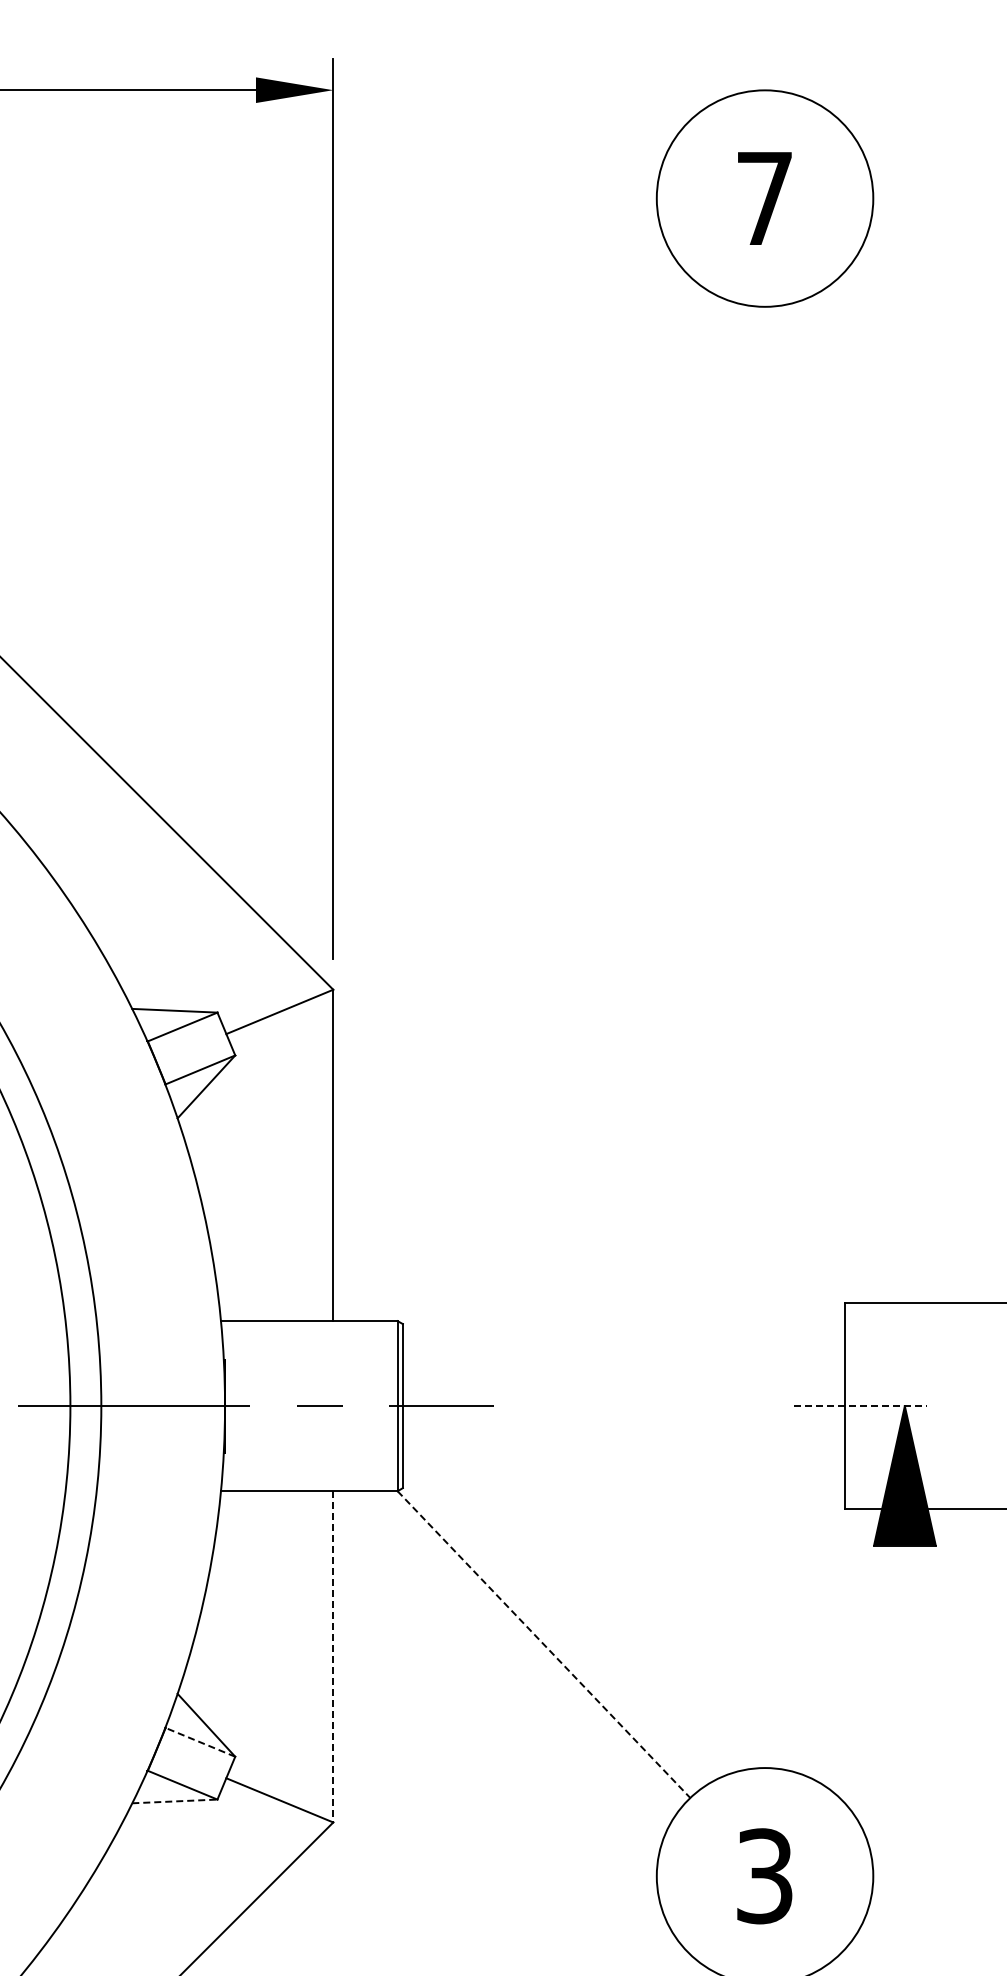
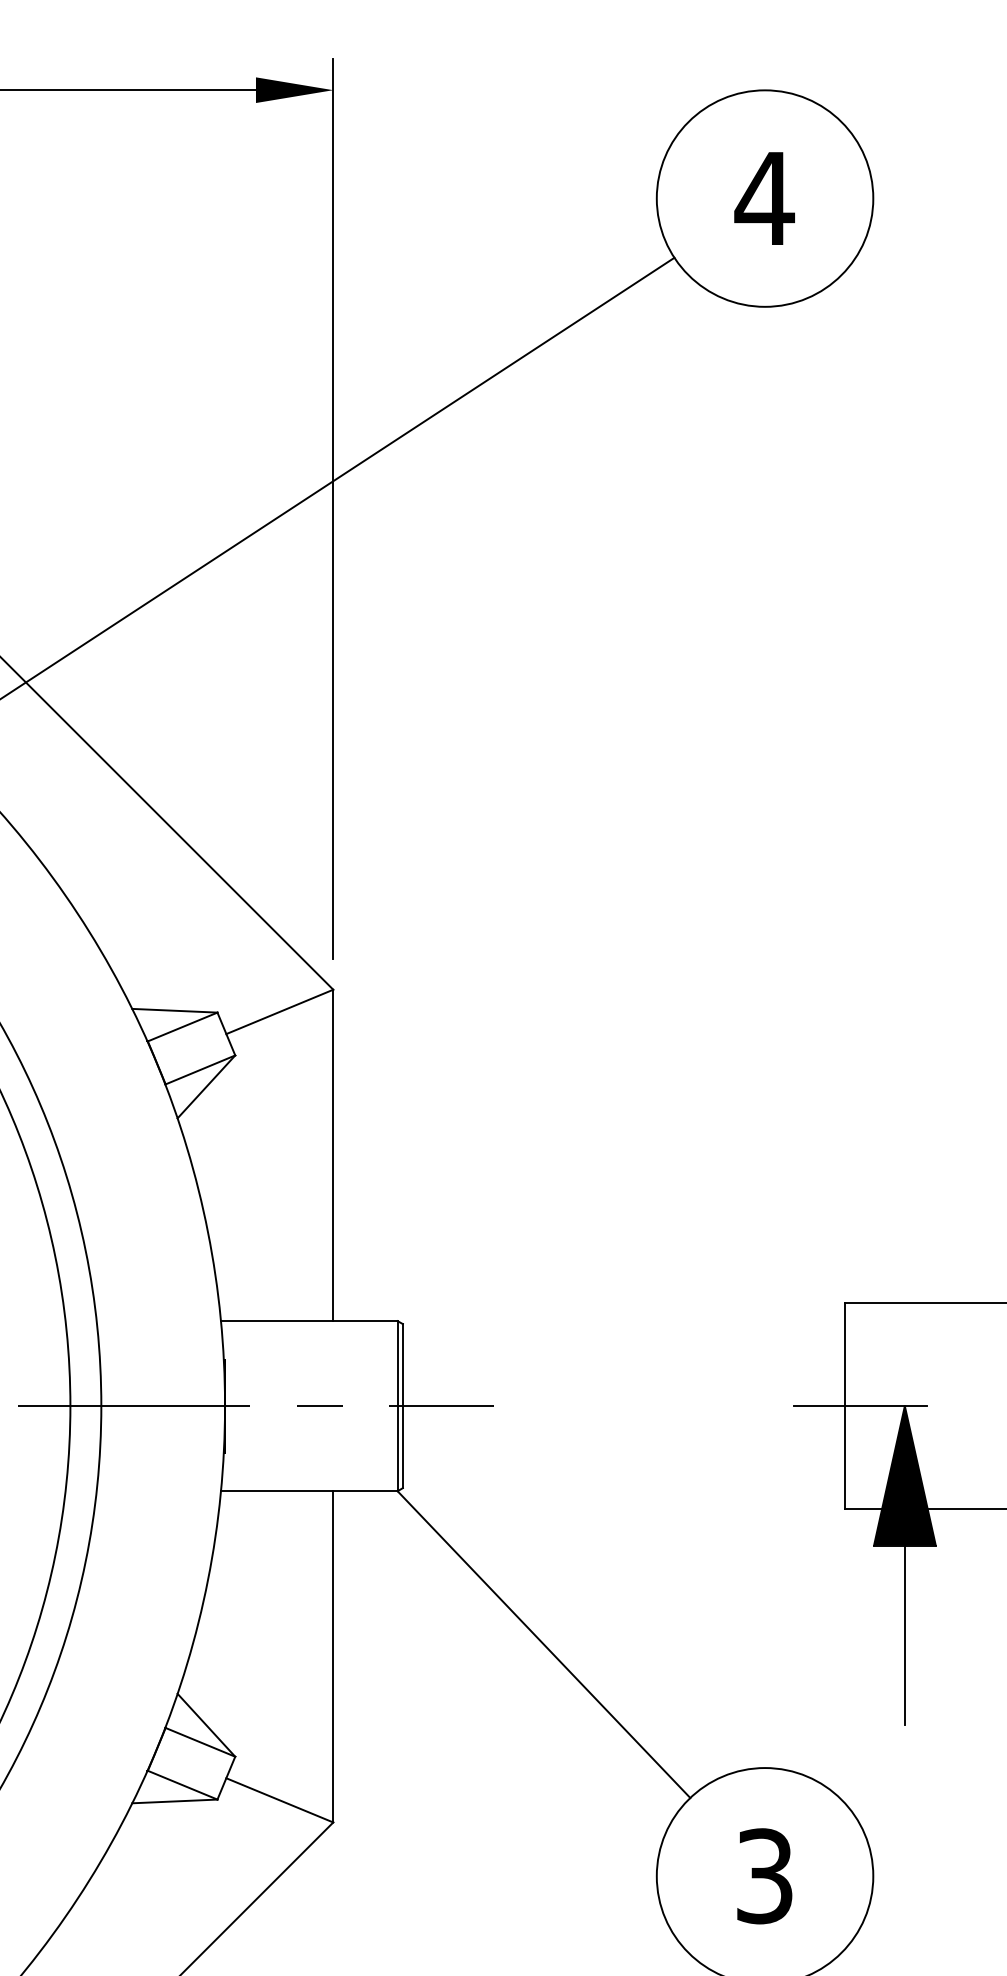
text: 7 -> 4 (764, 198)
line: none -> present (338, 477)
line: dashed -> solid (860, 1406)
line: none -> present (904, 1634)
line: dashed -> solid (544, 1644)
line: dashed -> solid (333, 1656)
line: dashed -> solid (200, 1742)
line: dashed -> solid (174, 1801)
